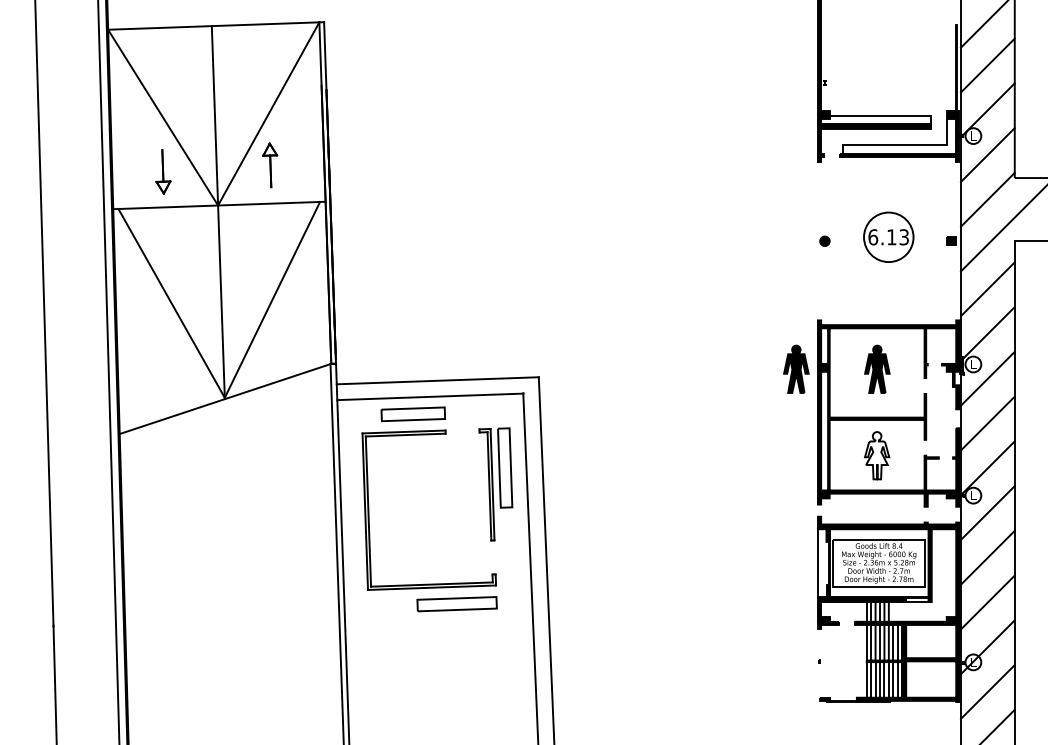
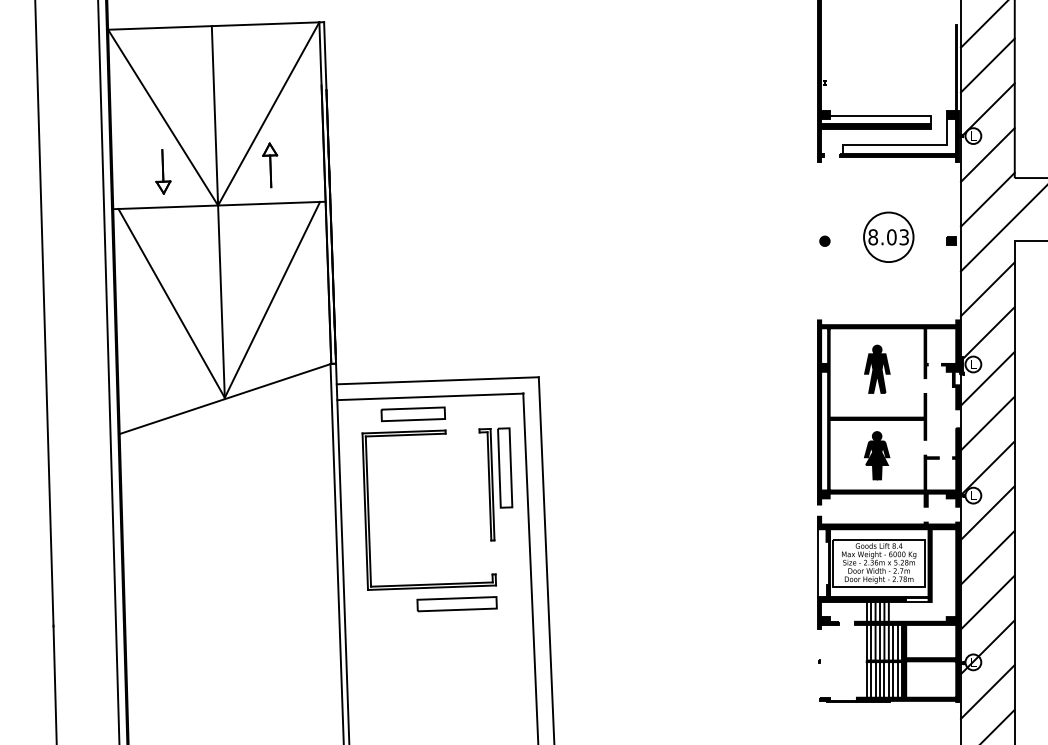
text: 6.13 -> 8.03 (882, 237)
part: present -> none (796, 368)
fill: none -> present (877, 455)
